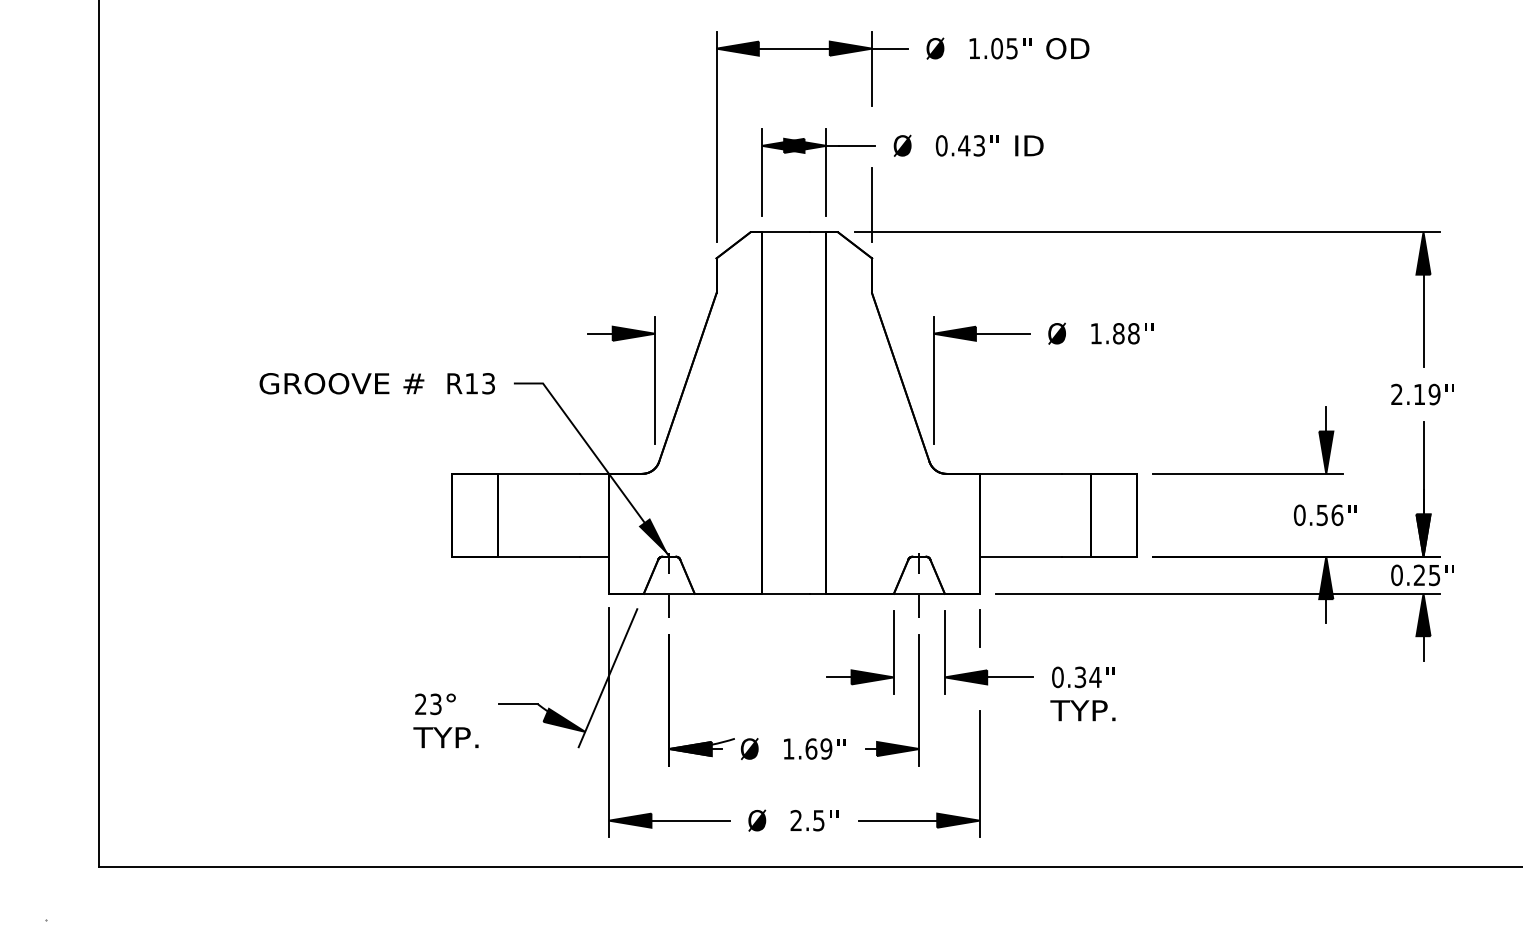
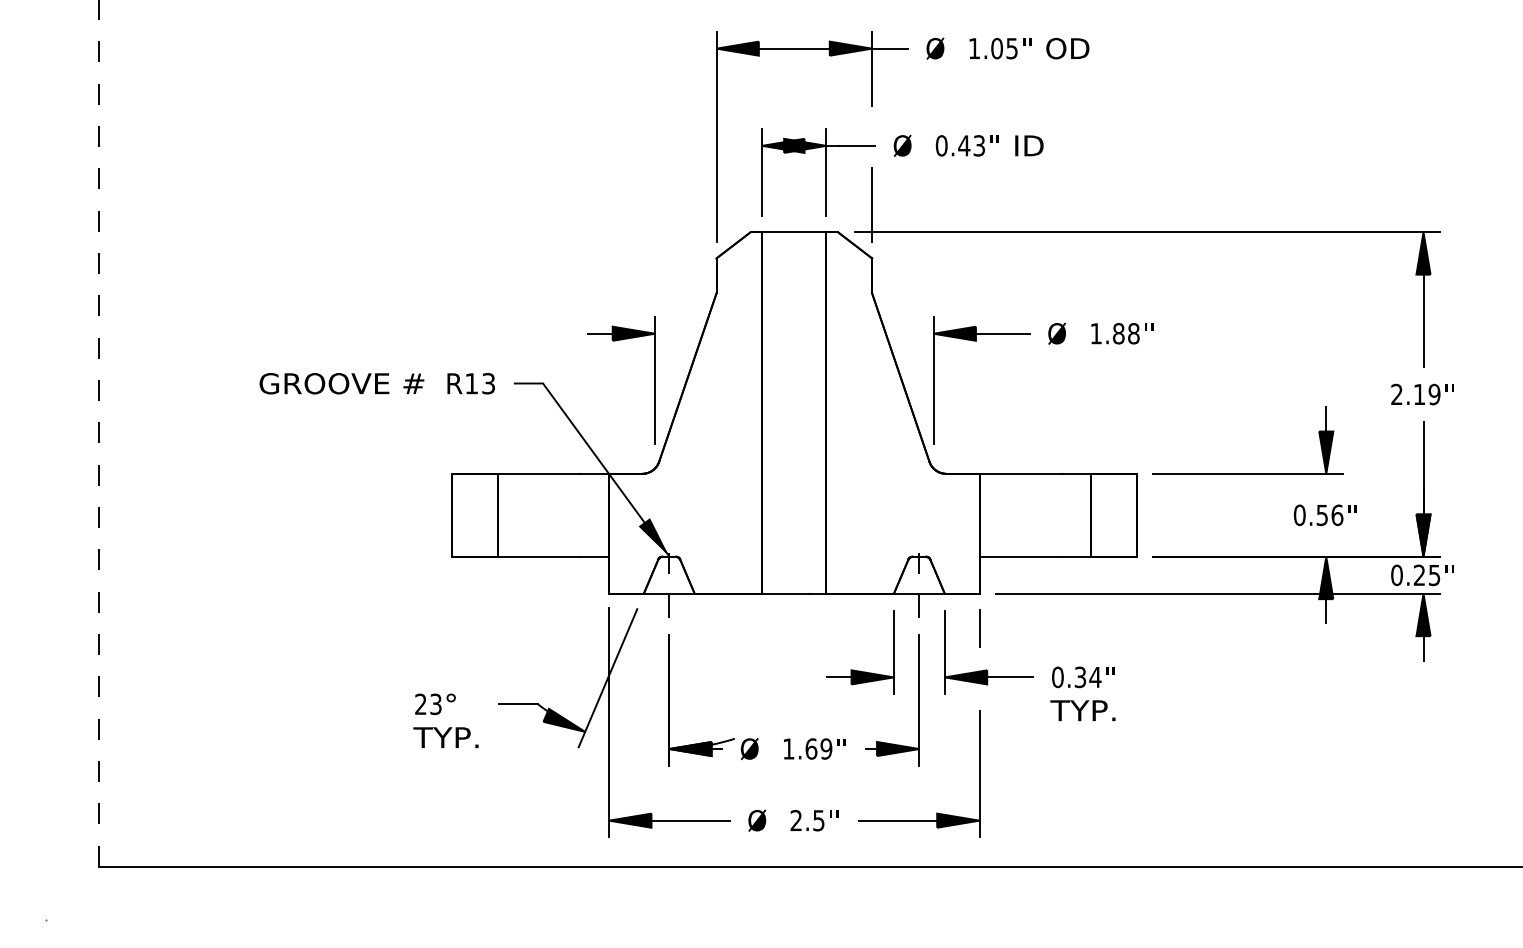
line: solid -> dashed (98, 432)
